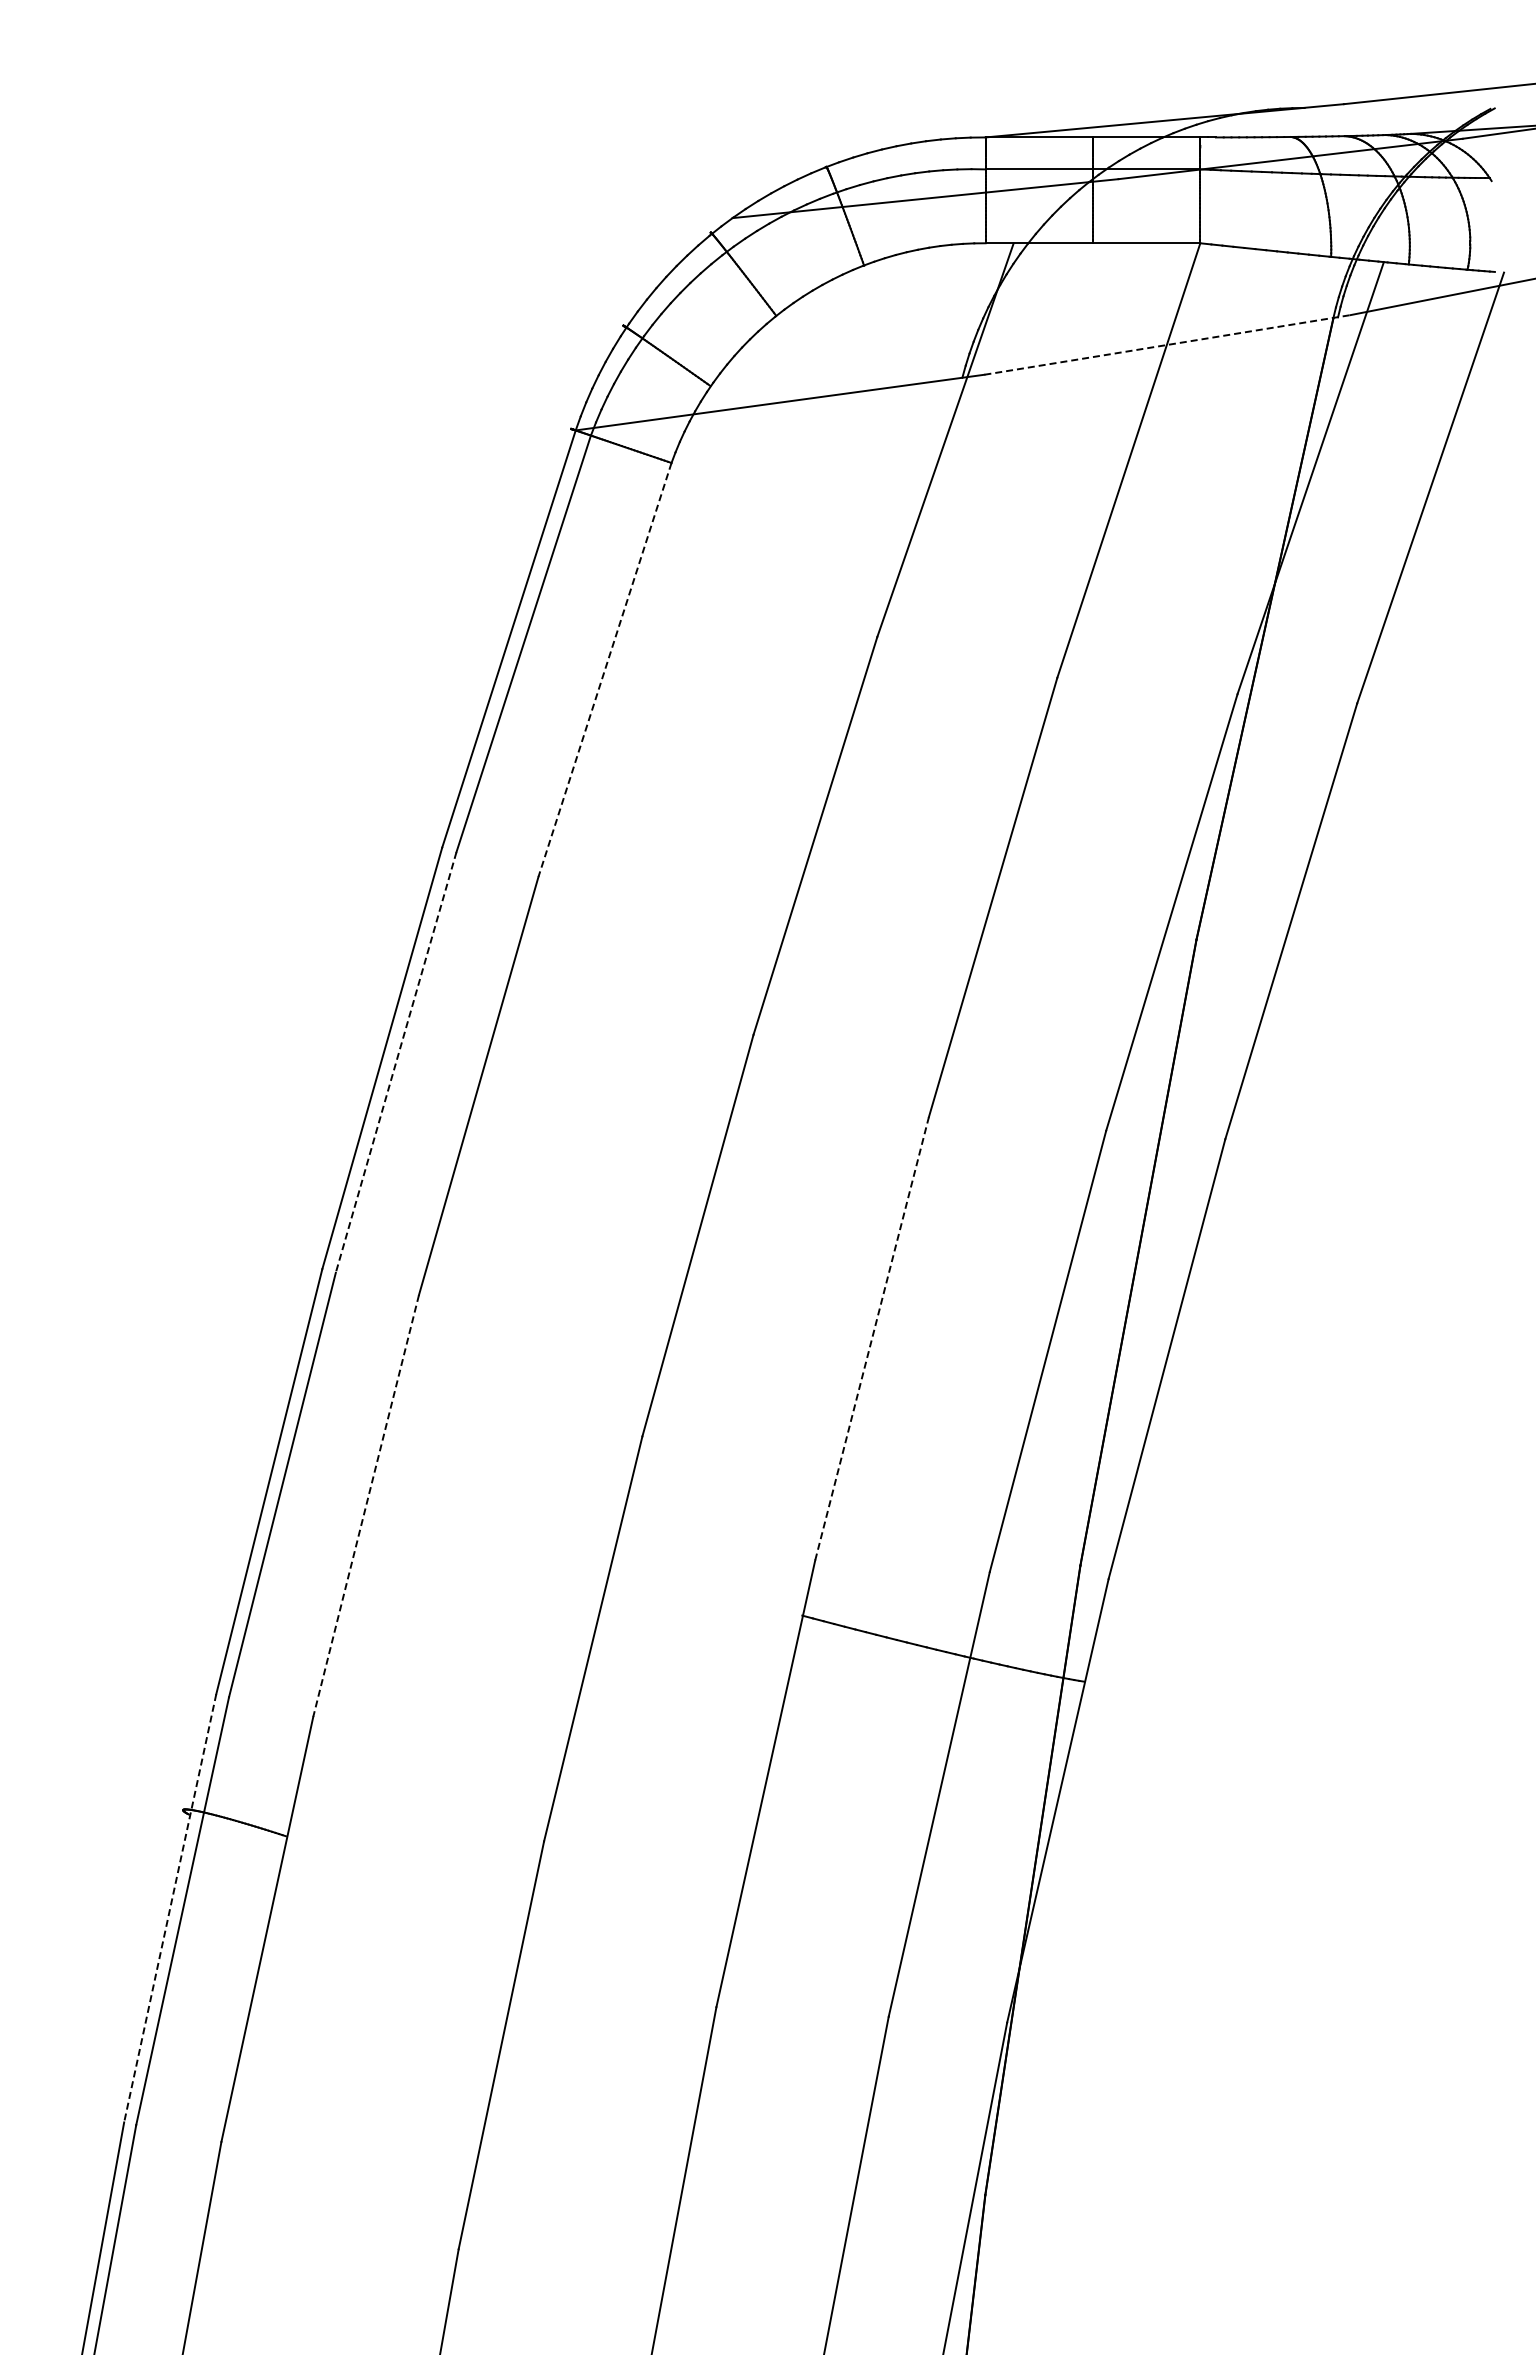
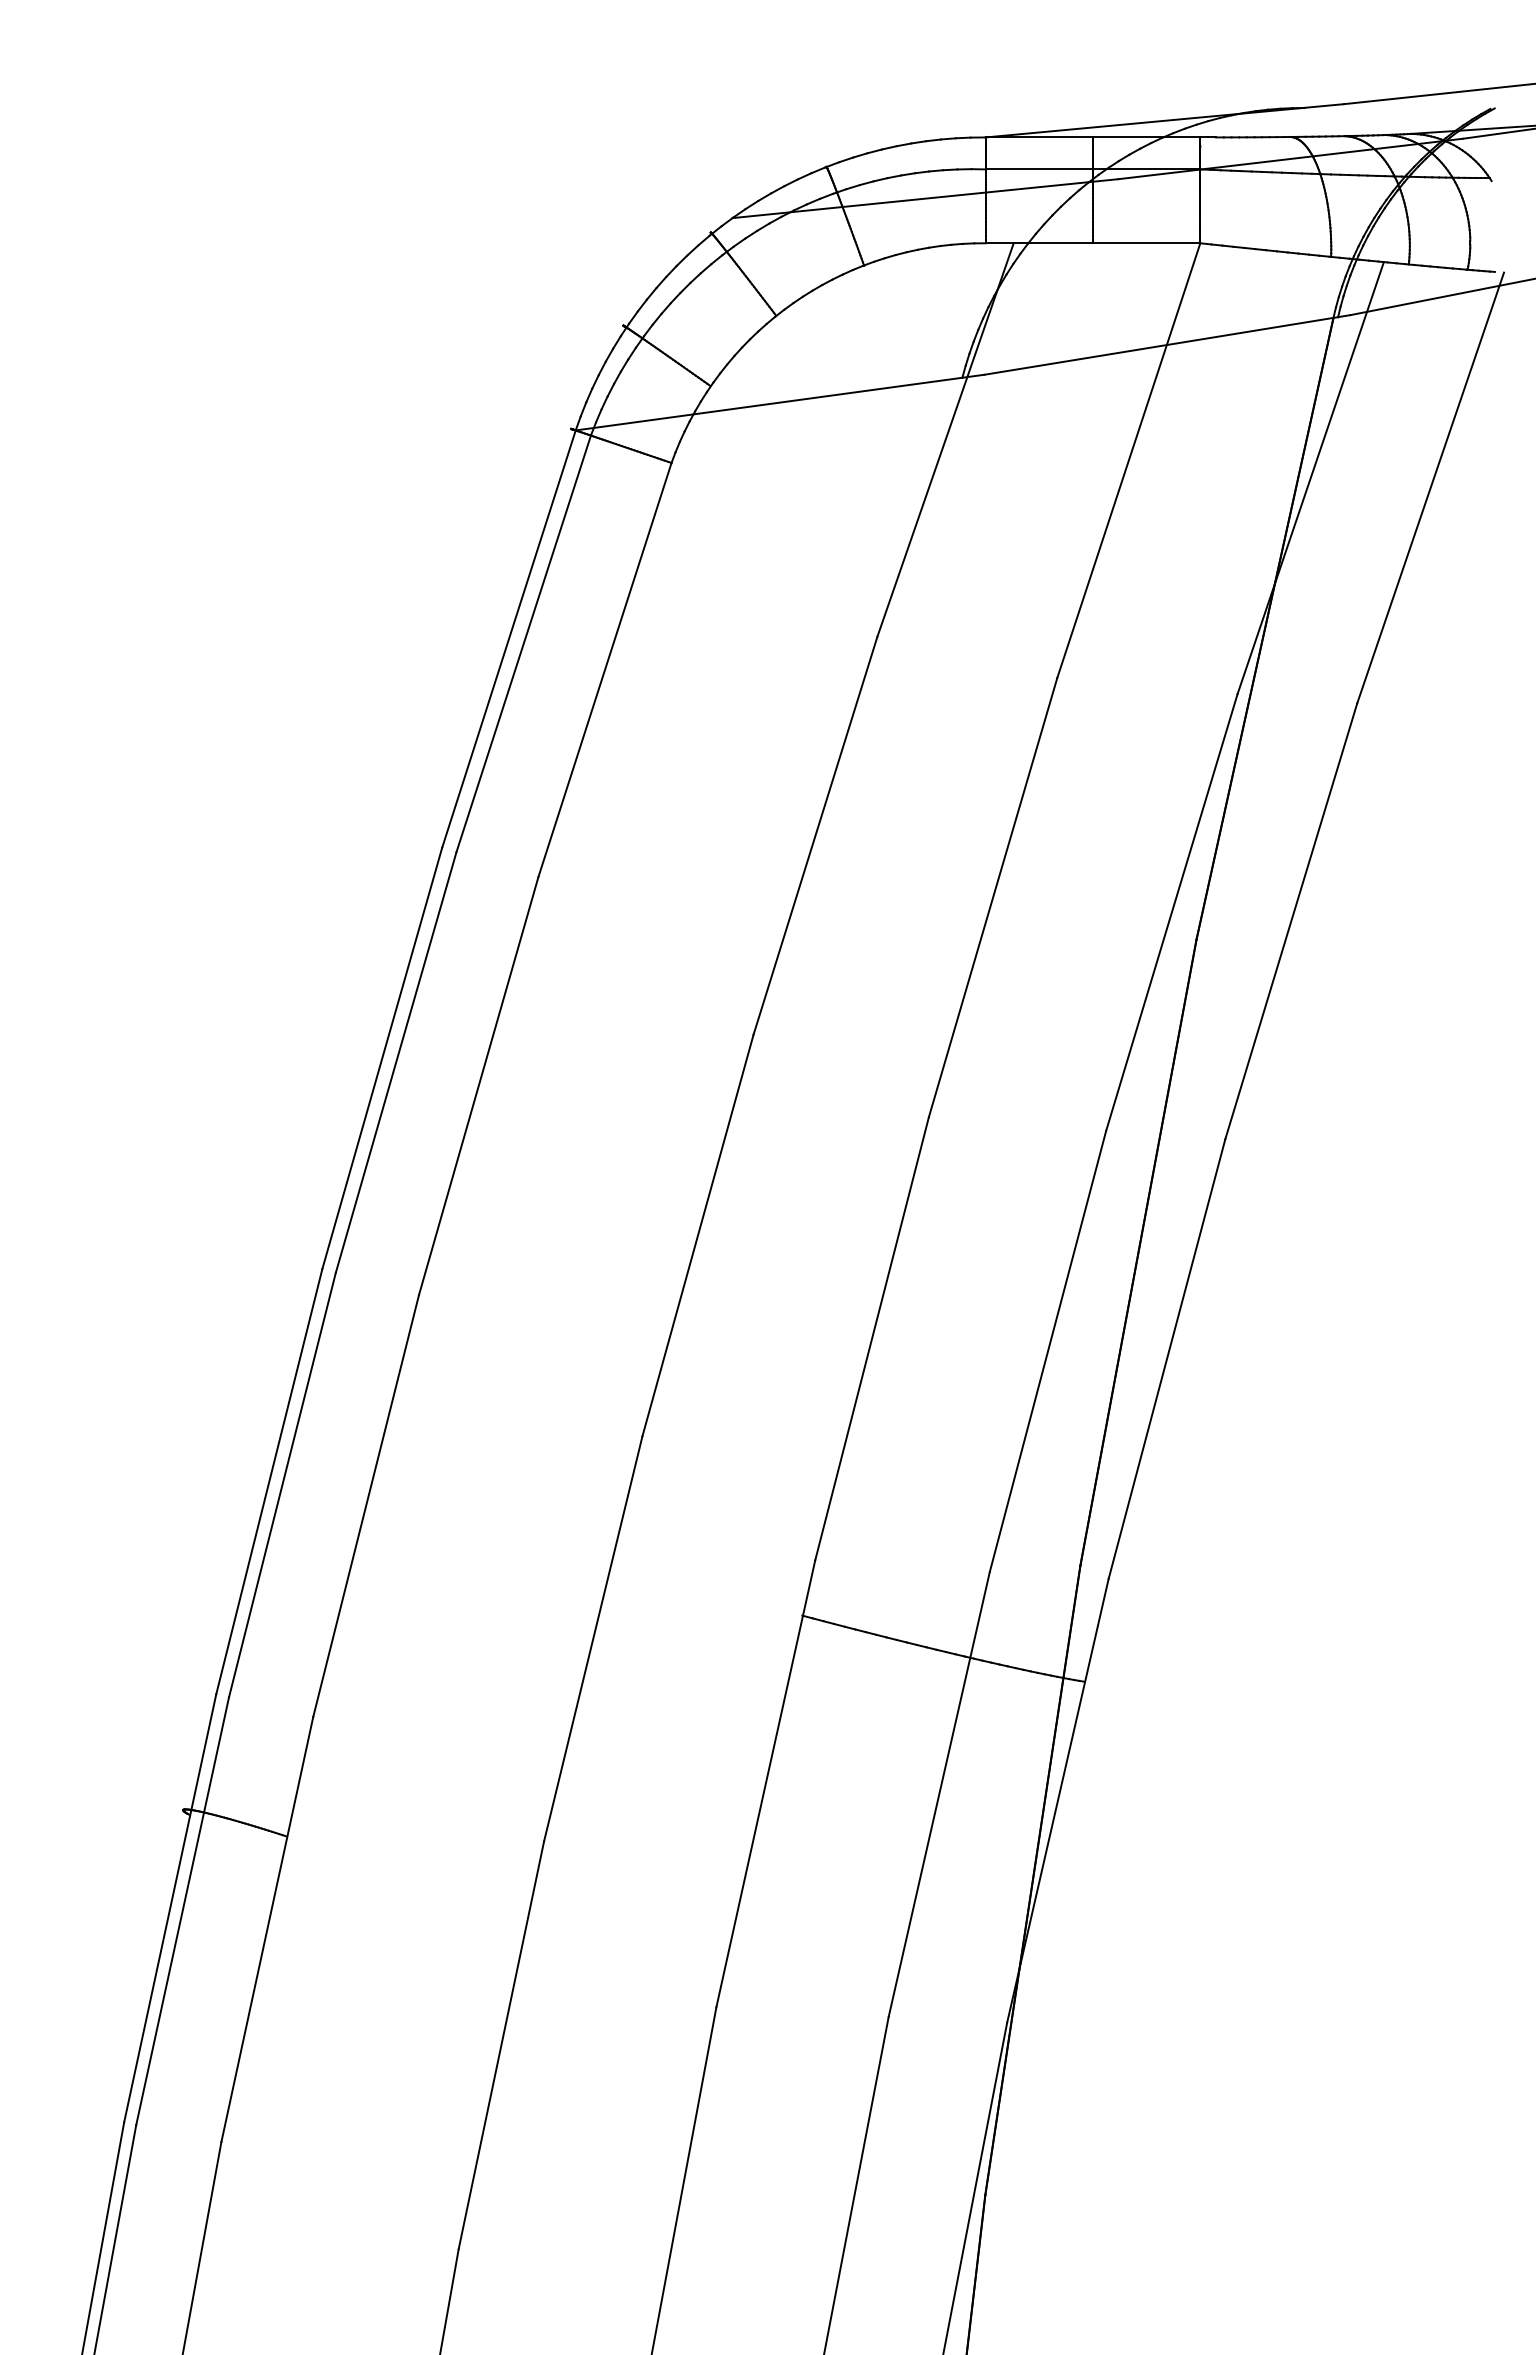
line: dashed -> solid (1167, 344)
line: dashed -> solid (604, 670)
line: dashed -> solid (396, 1062)
line: dashed -> solid (872, 1338)
line: dashed -> solid (366, 1506)
line: dashed -> solid (170, 1908)
